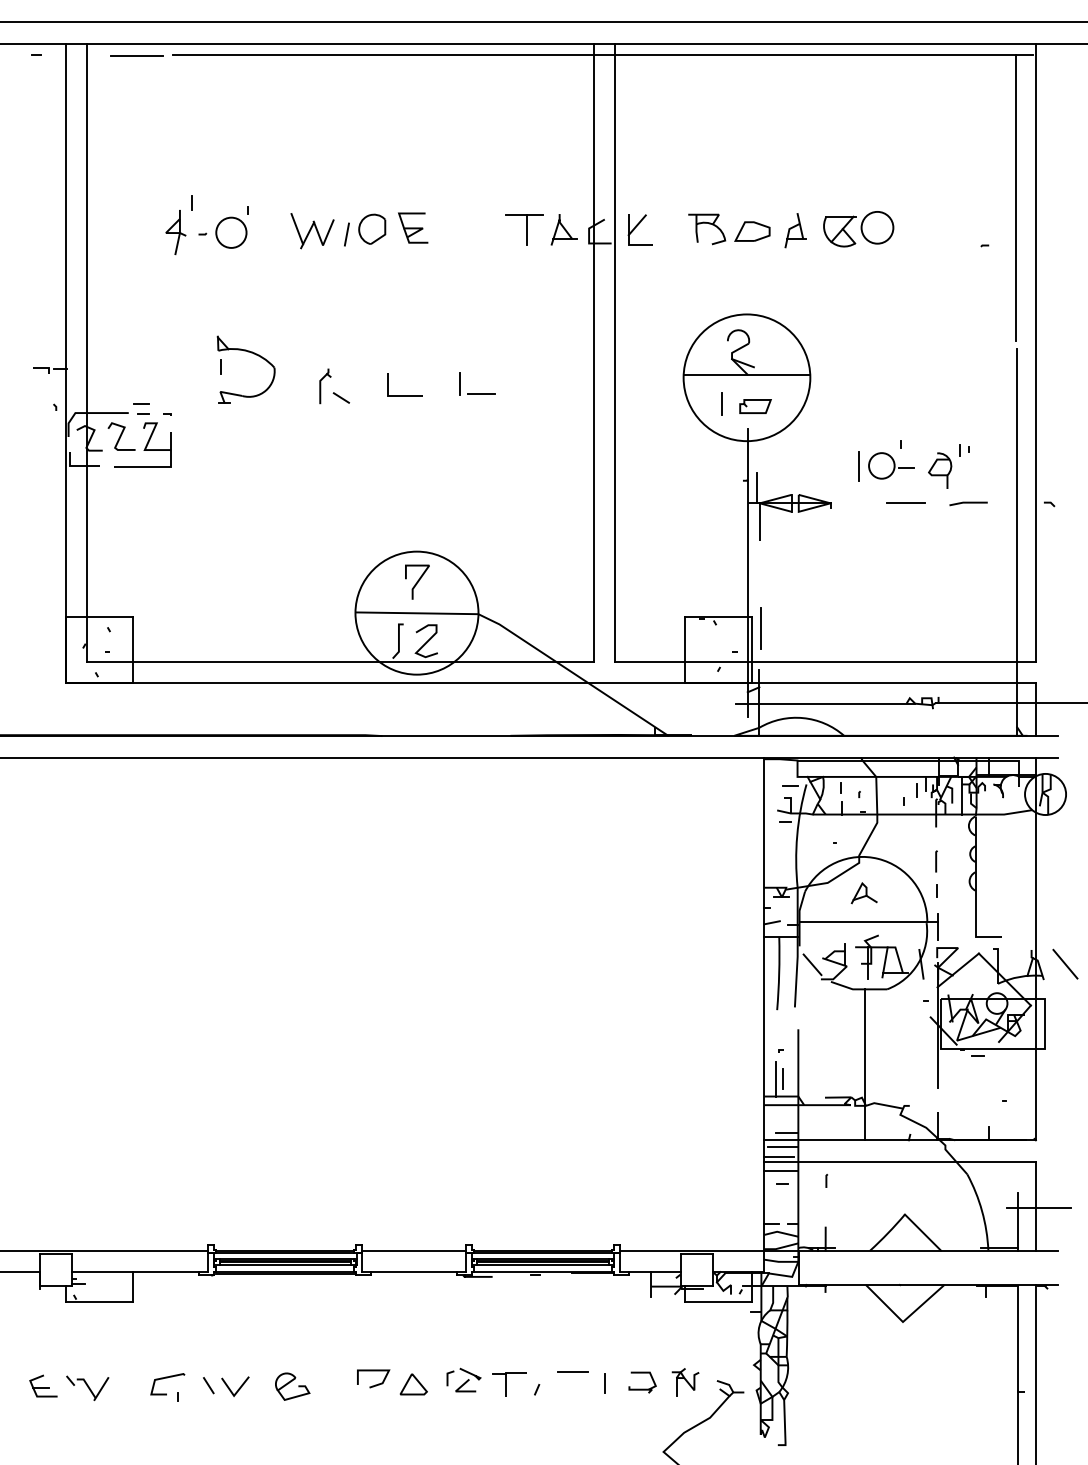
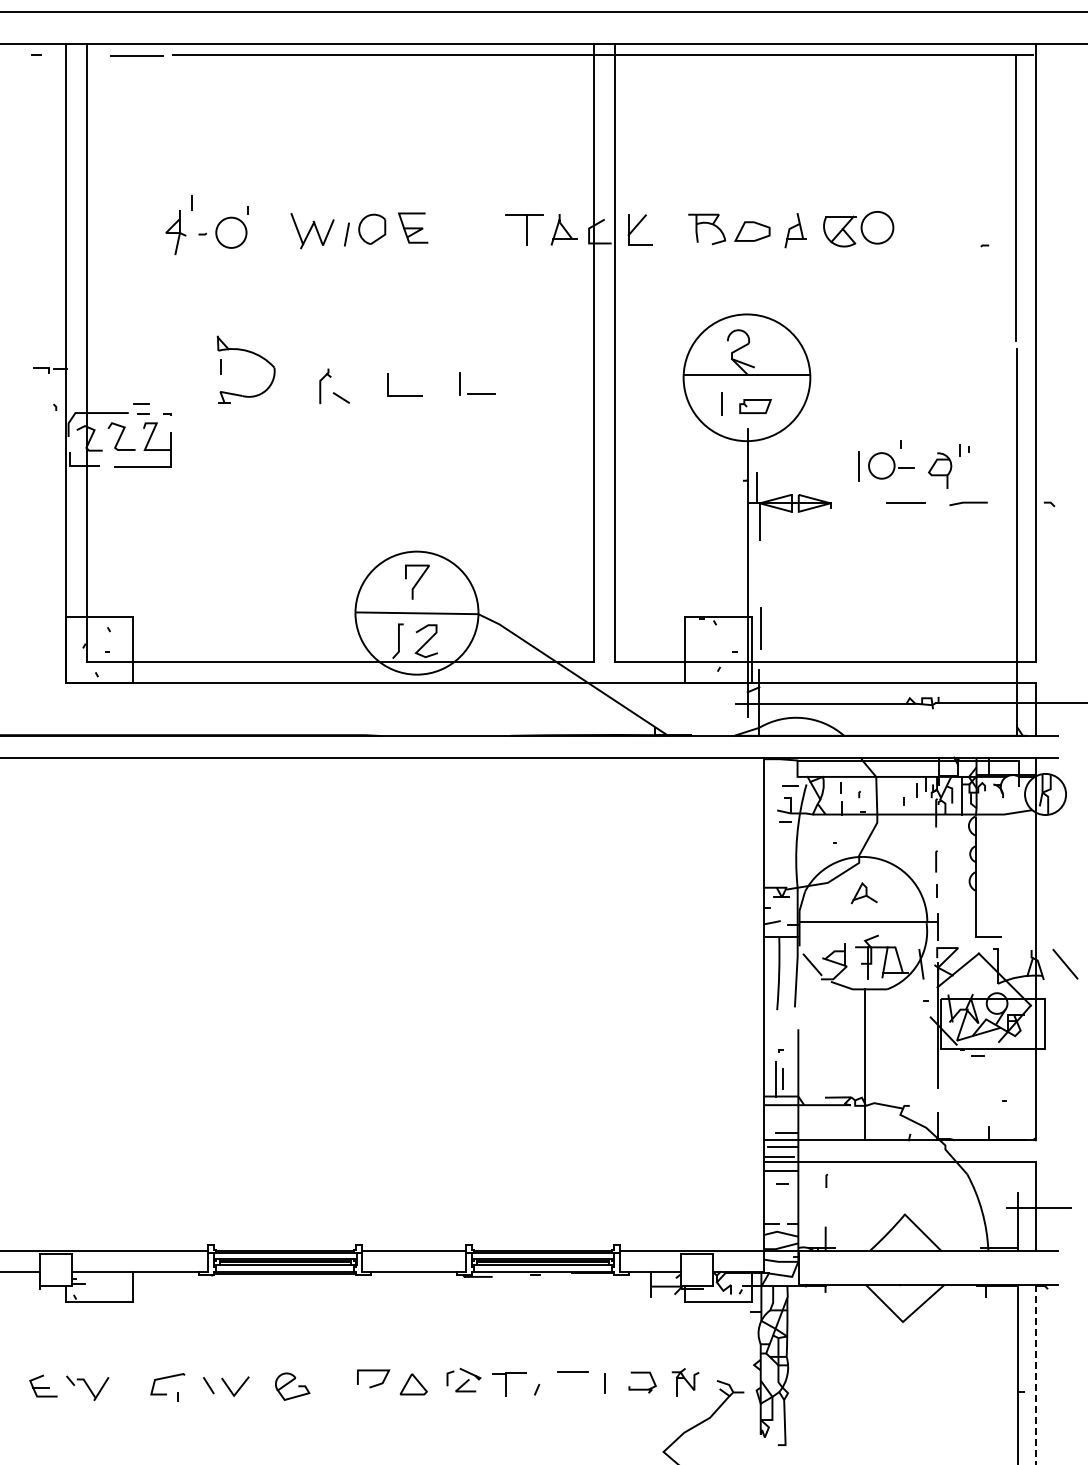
line position: (543, 22) -> (543, 12) (543, 12)
line: solid -> dashed (1036, 1374)
